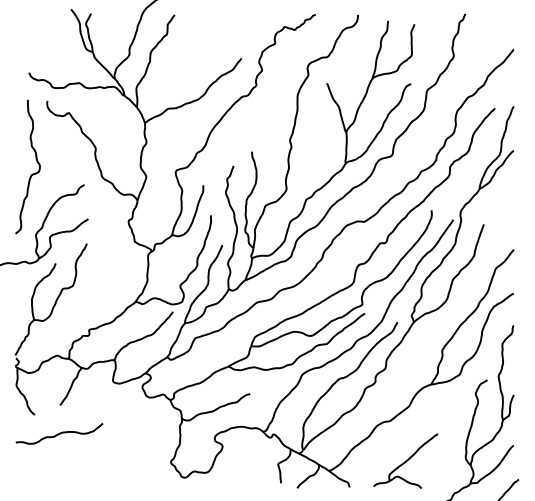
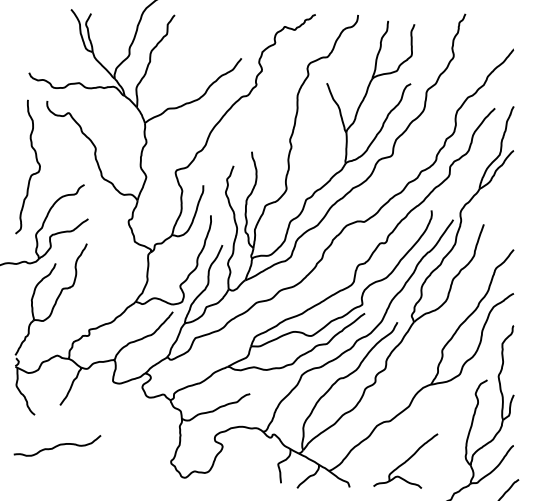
curve position: (59, 433) -> (57, 445) (57, 445)
